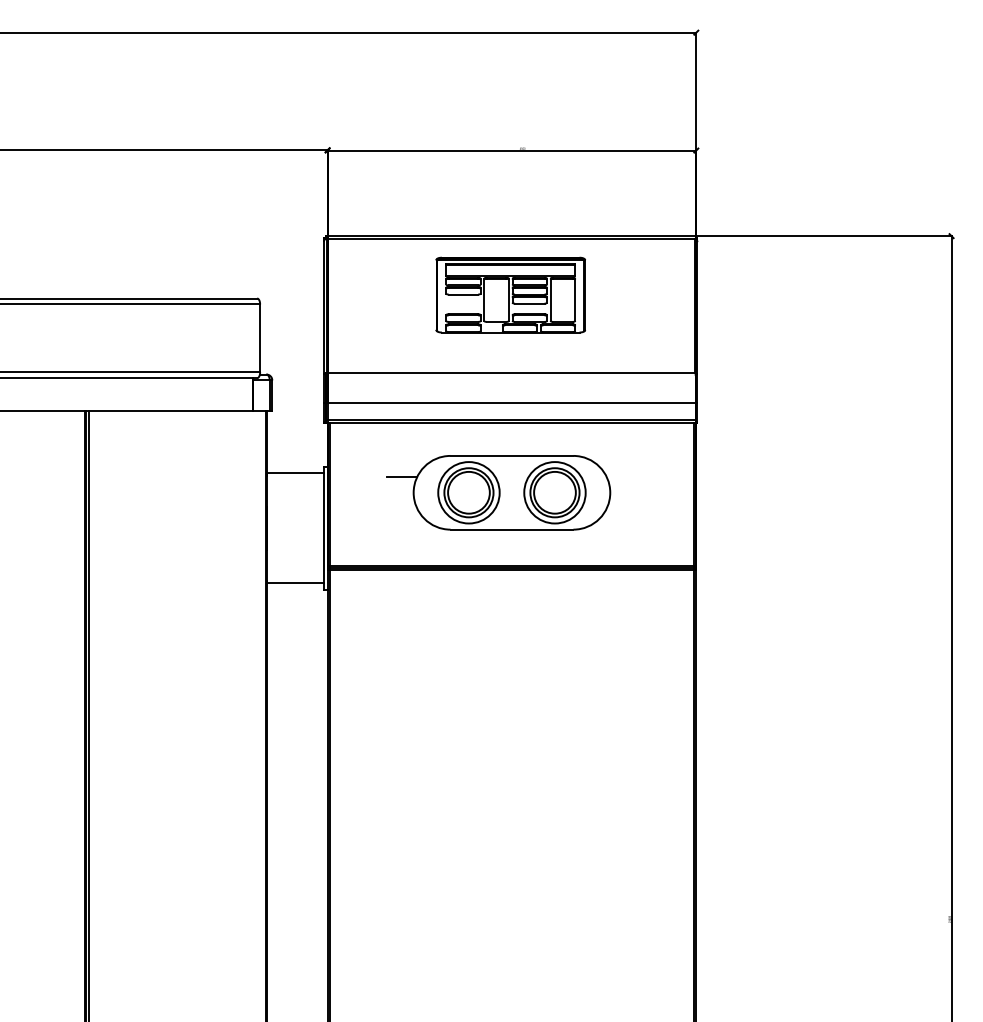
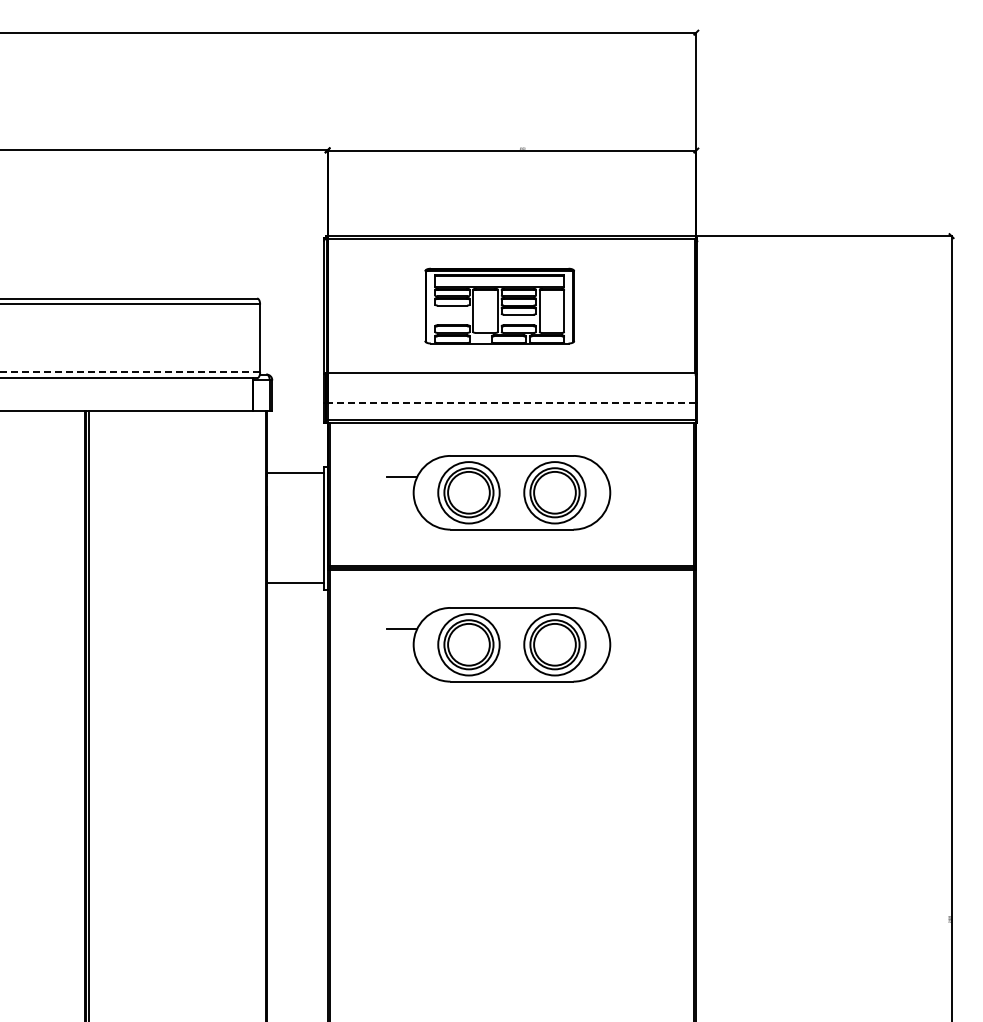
part position: (510, 294) -> (499, 305) (499, 305)
line: solid -> dashed (130, 372)
line: solid -> dashed (510, 402)
part: none -> present (498, 644)
